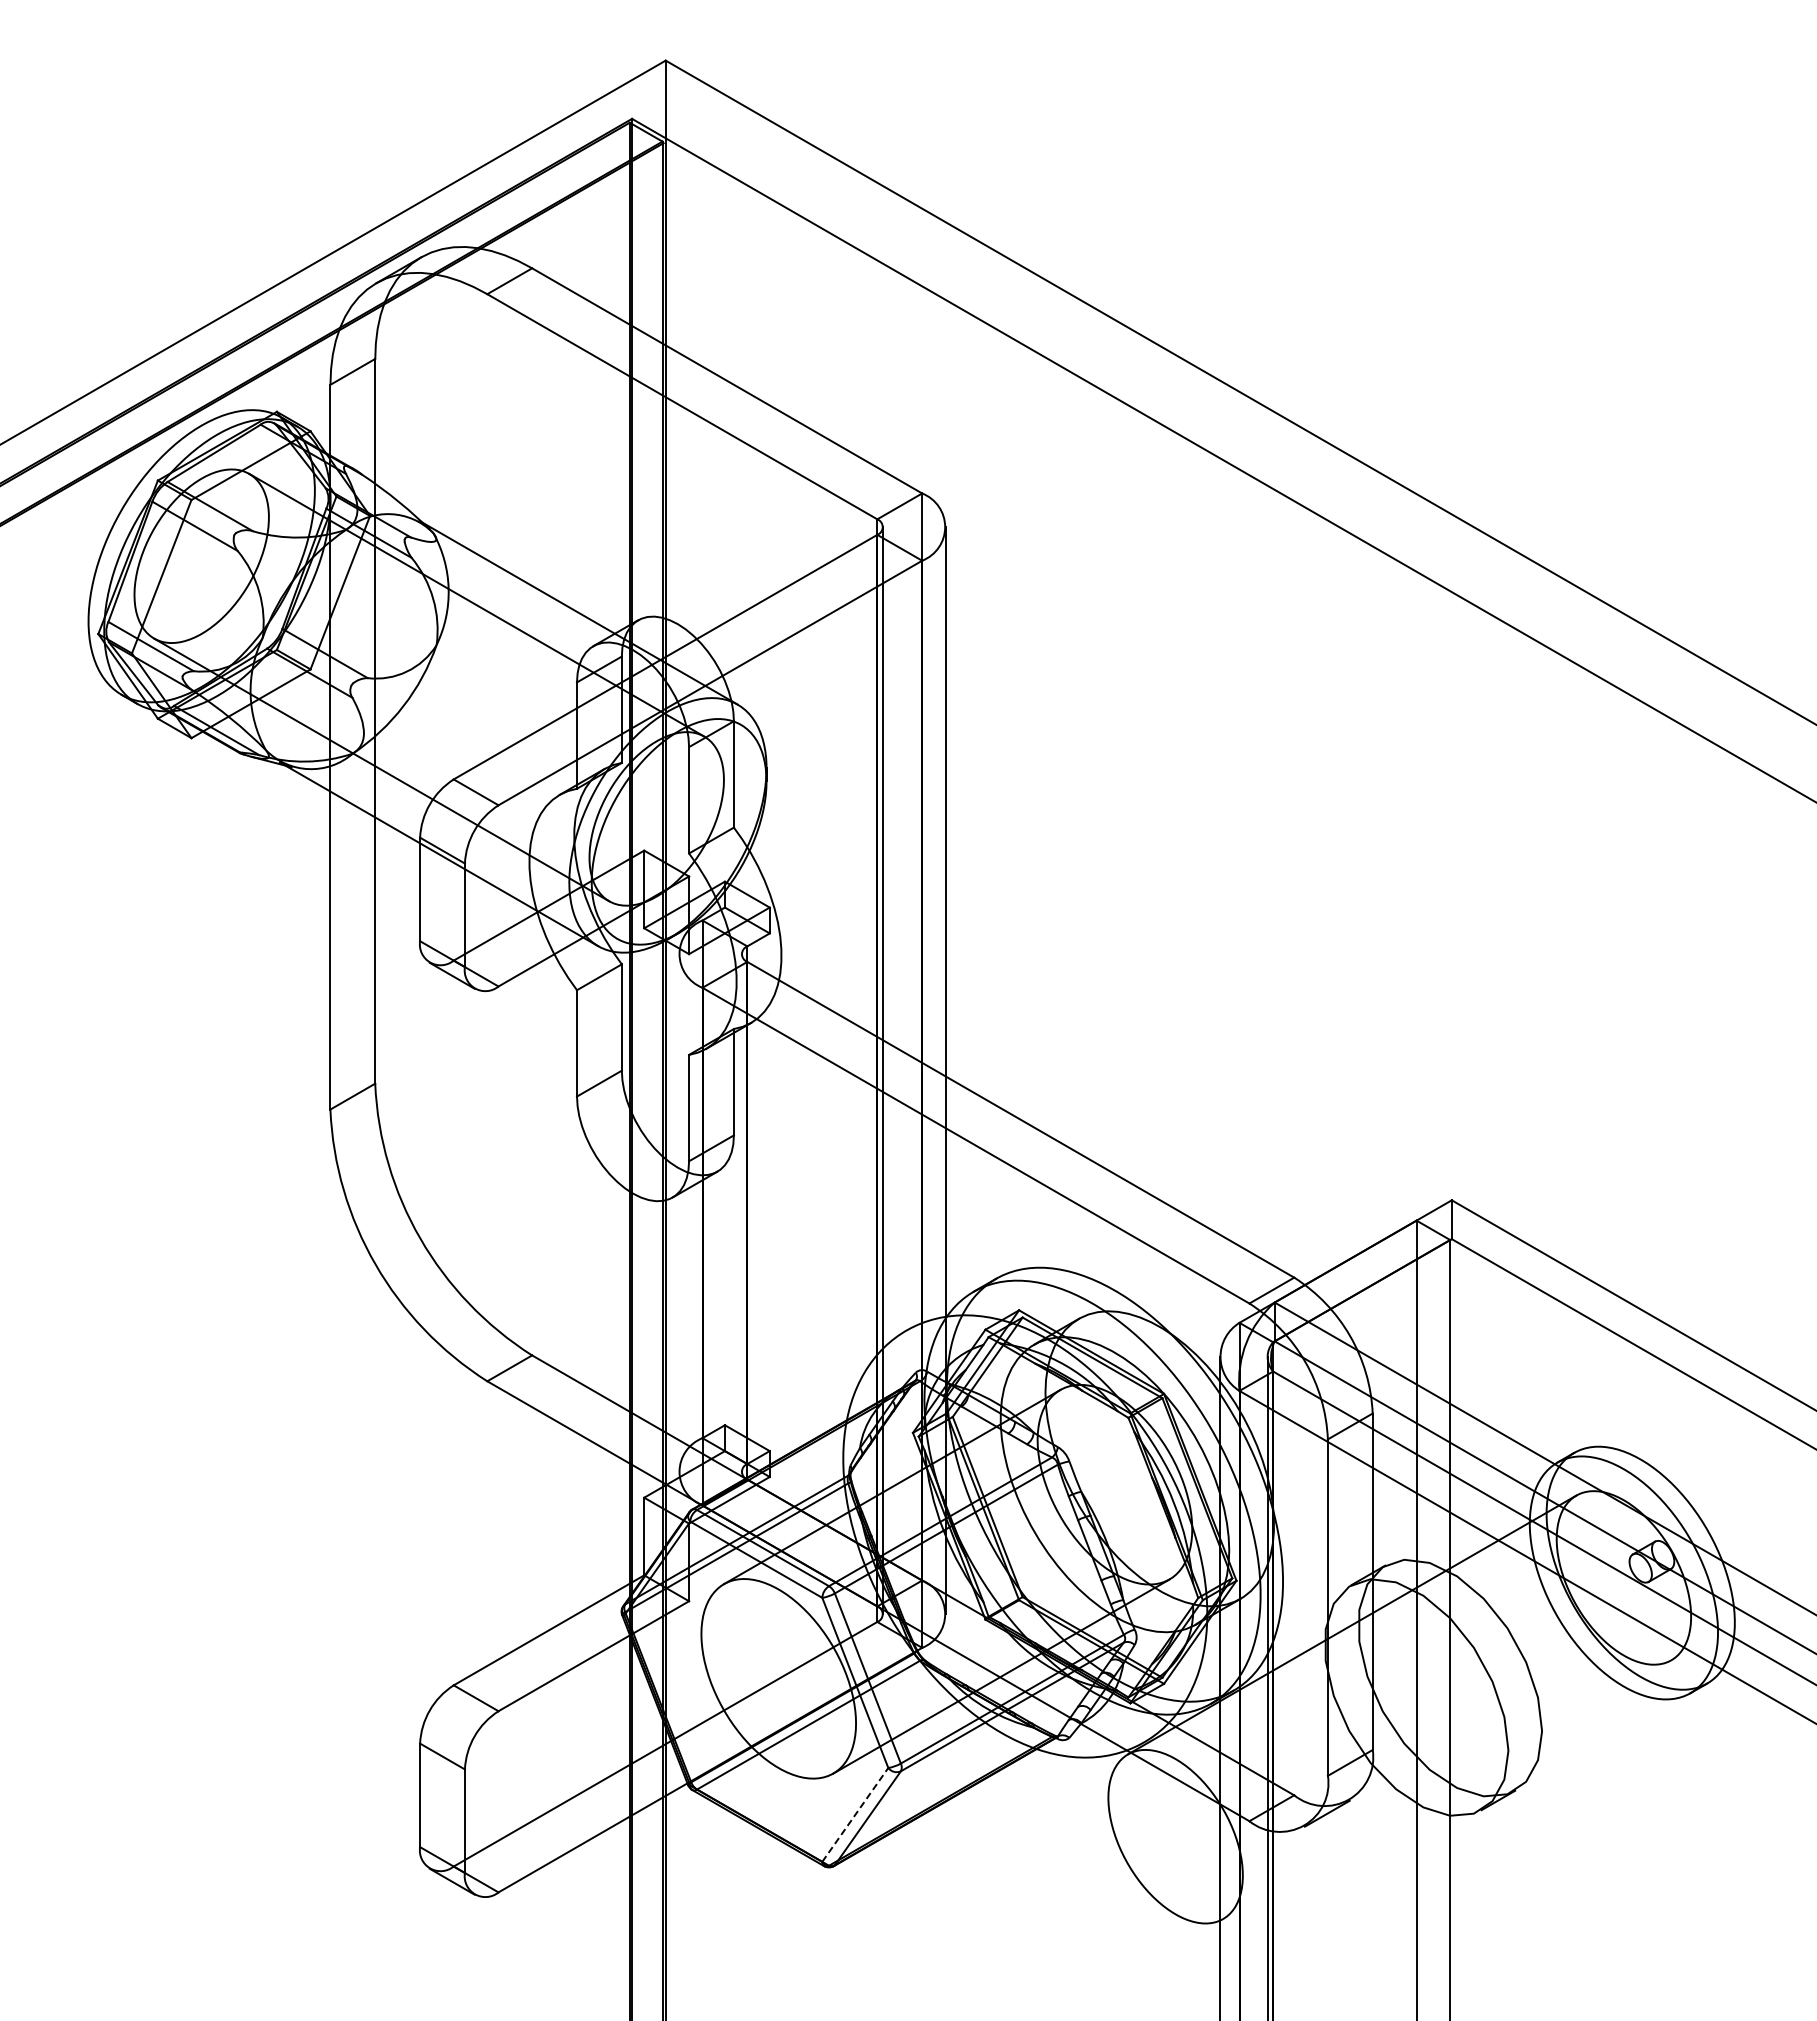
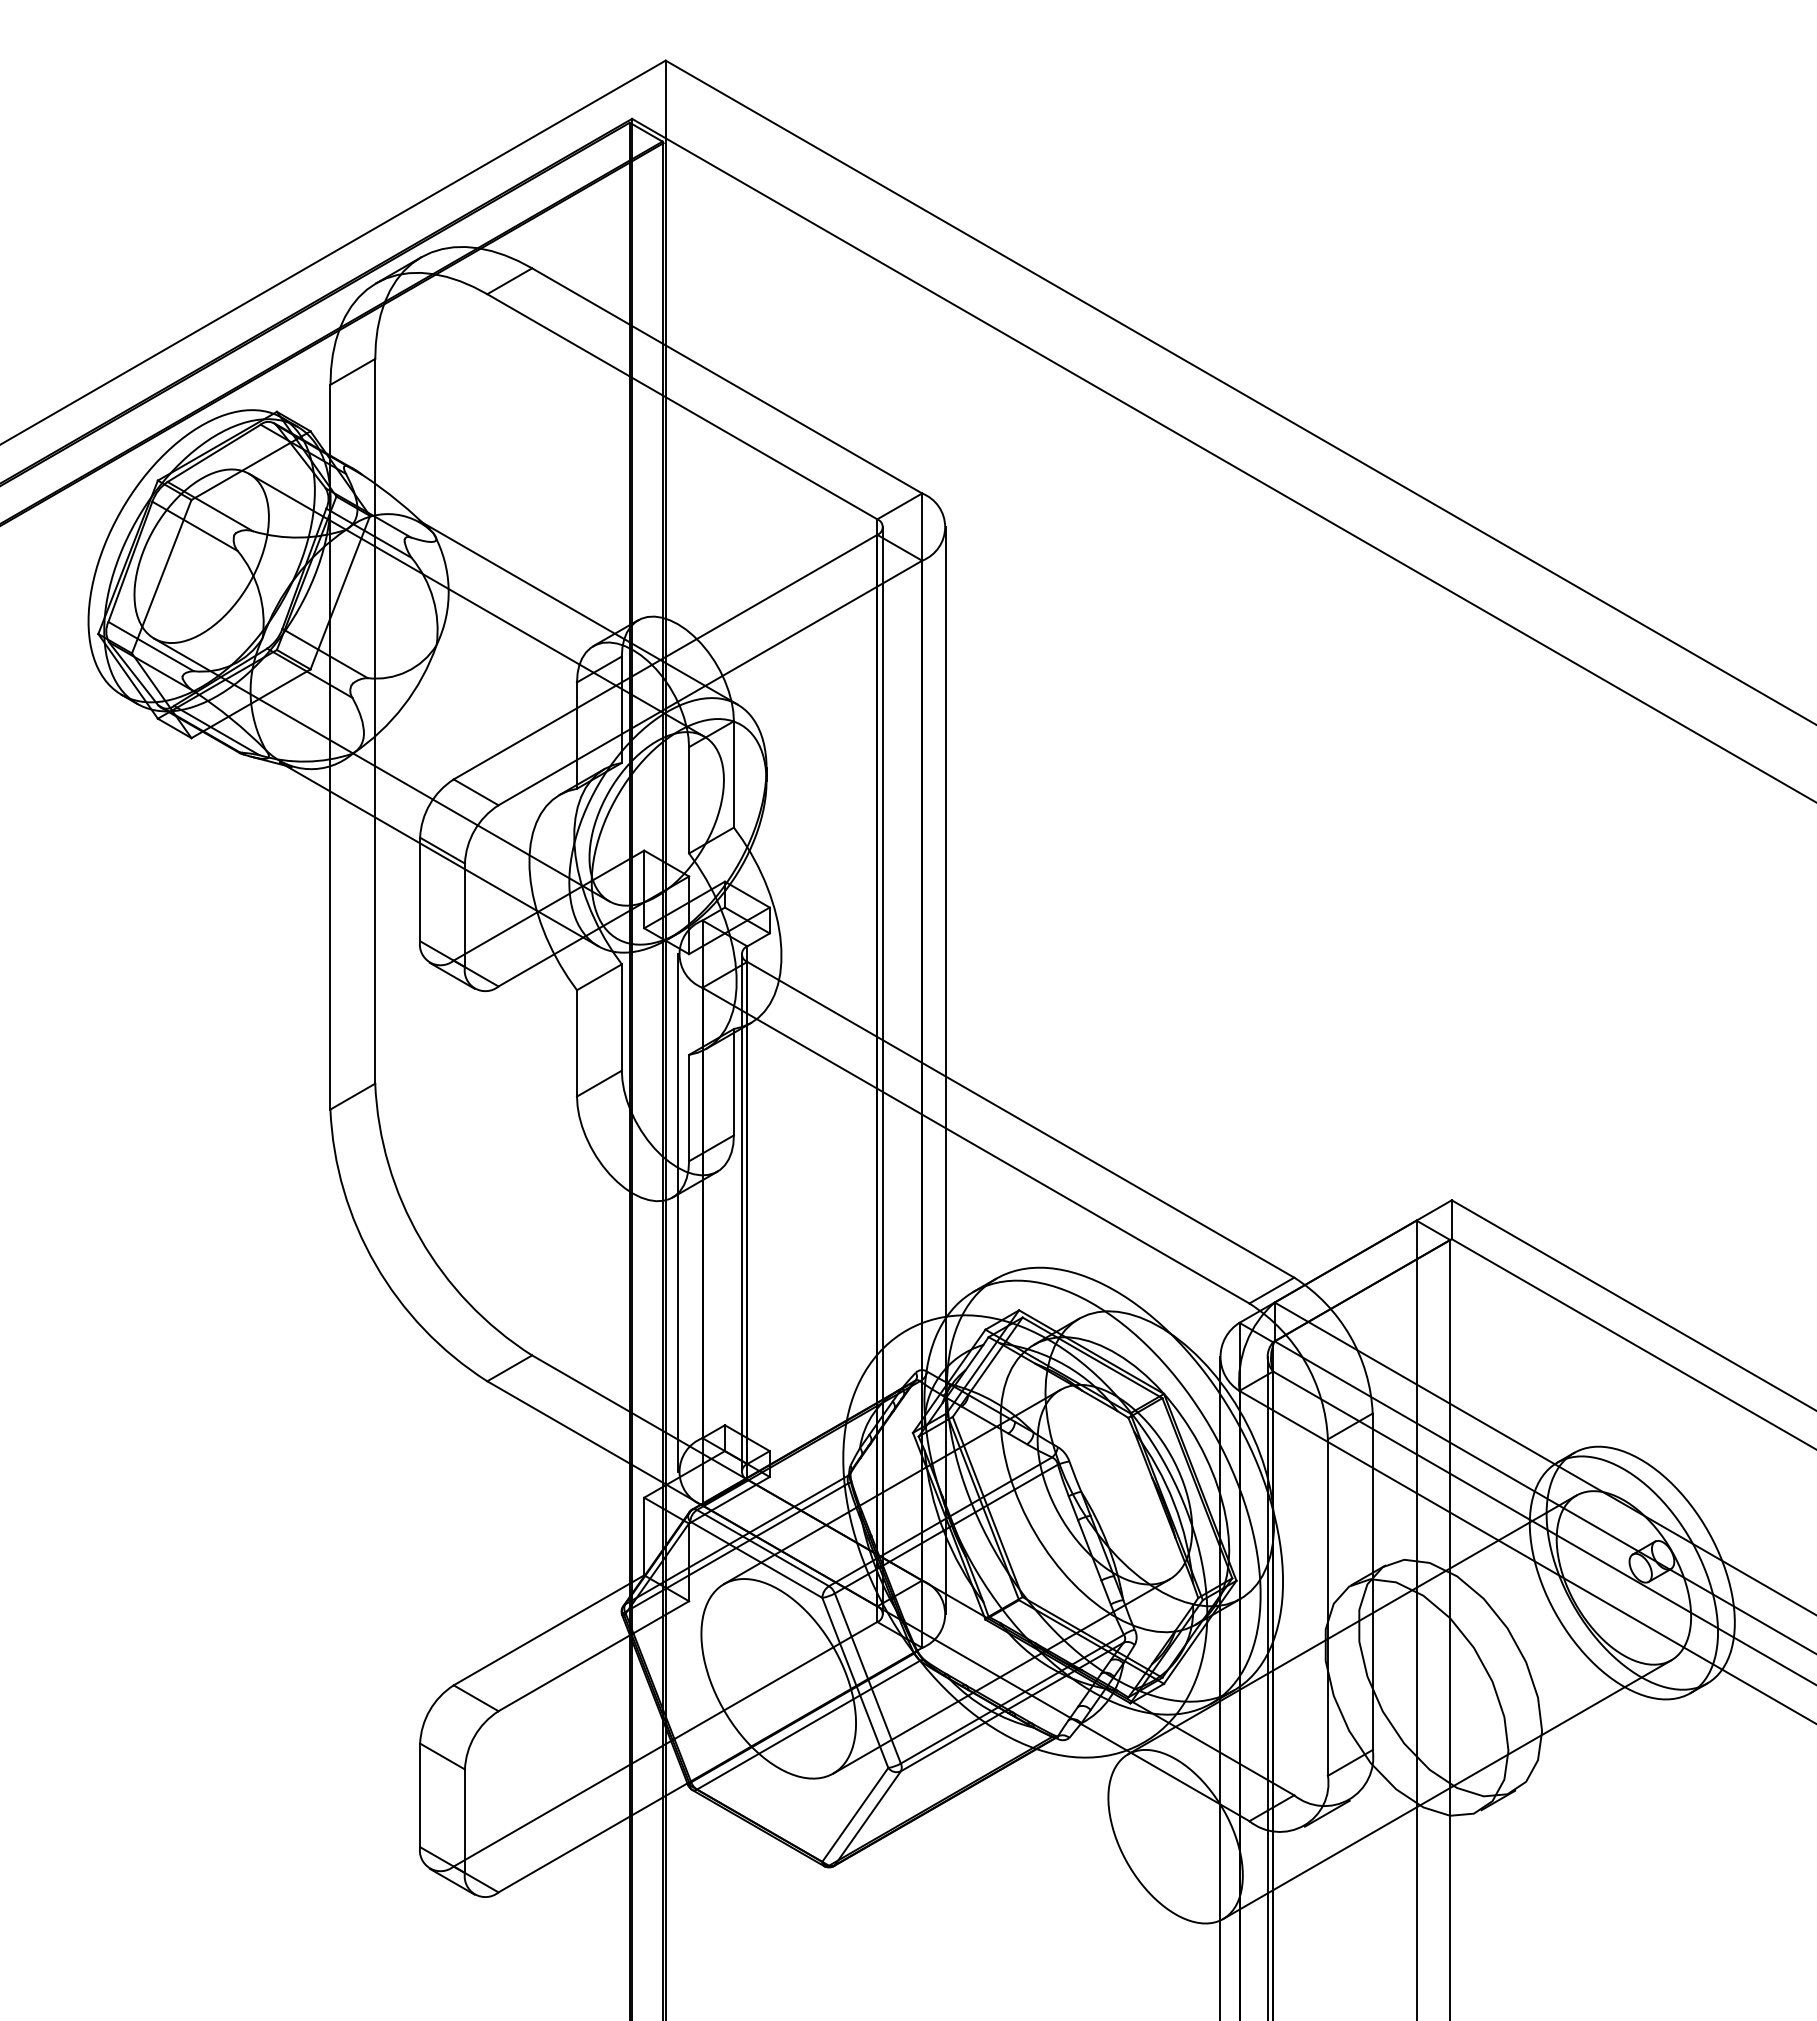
line: none -> present (678, 1212)
line: none -> present (741, 1212)
line: none -> present (1447, 1789)
line: dashed -> solid (855, 1814)
